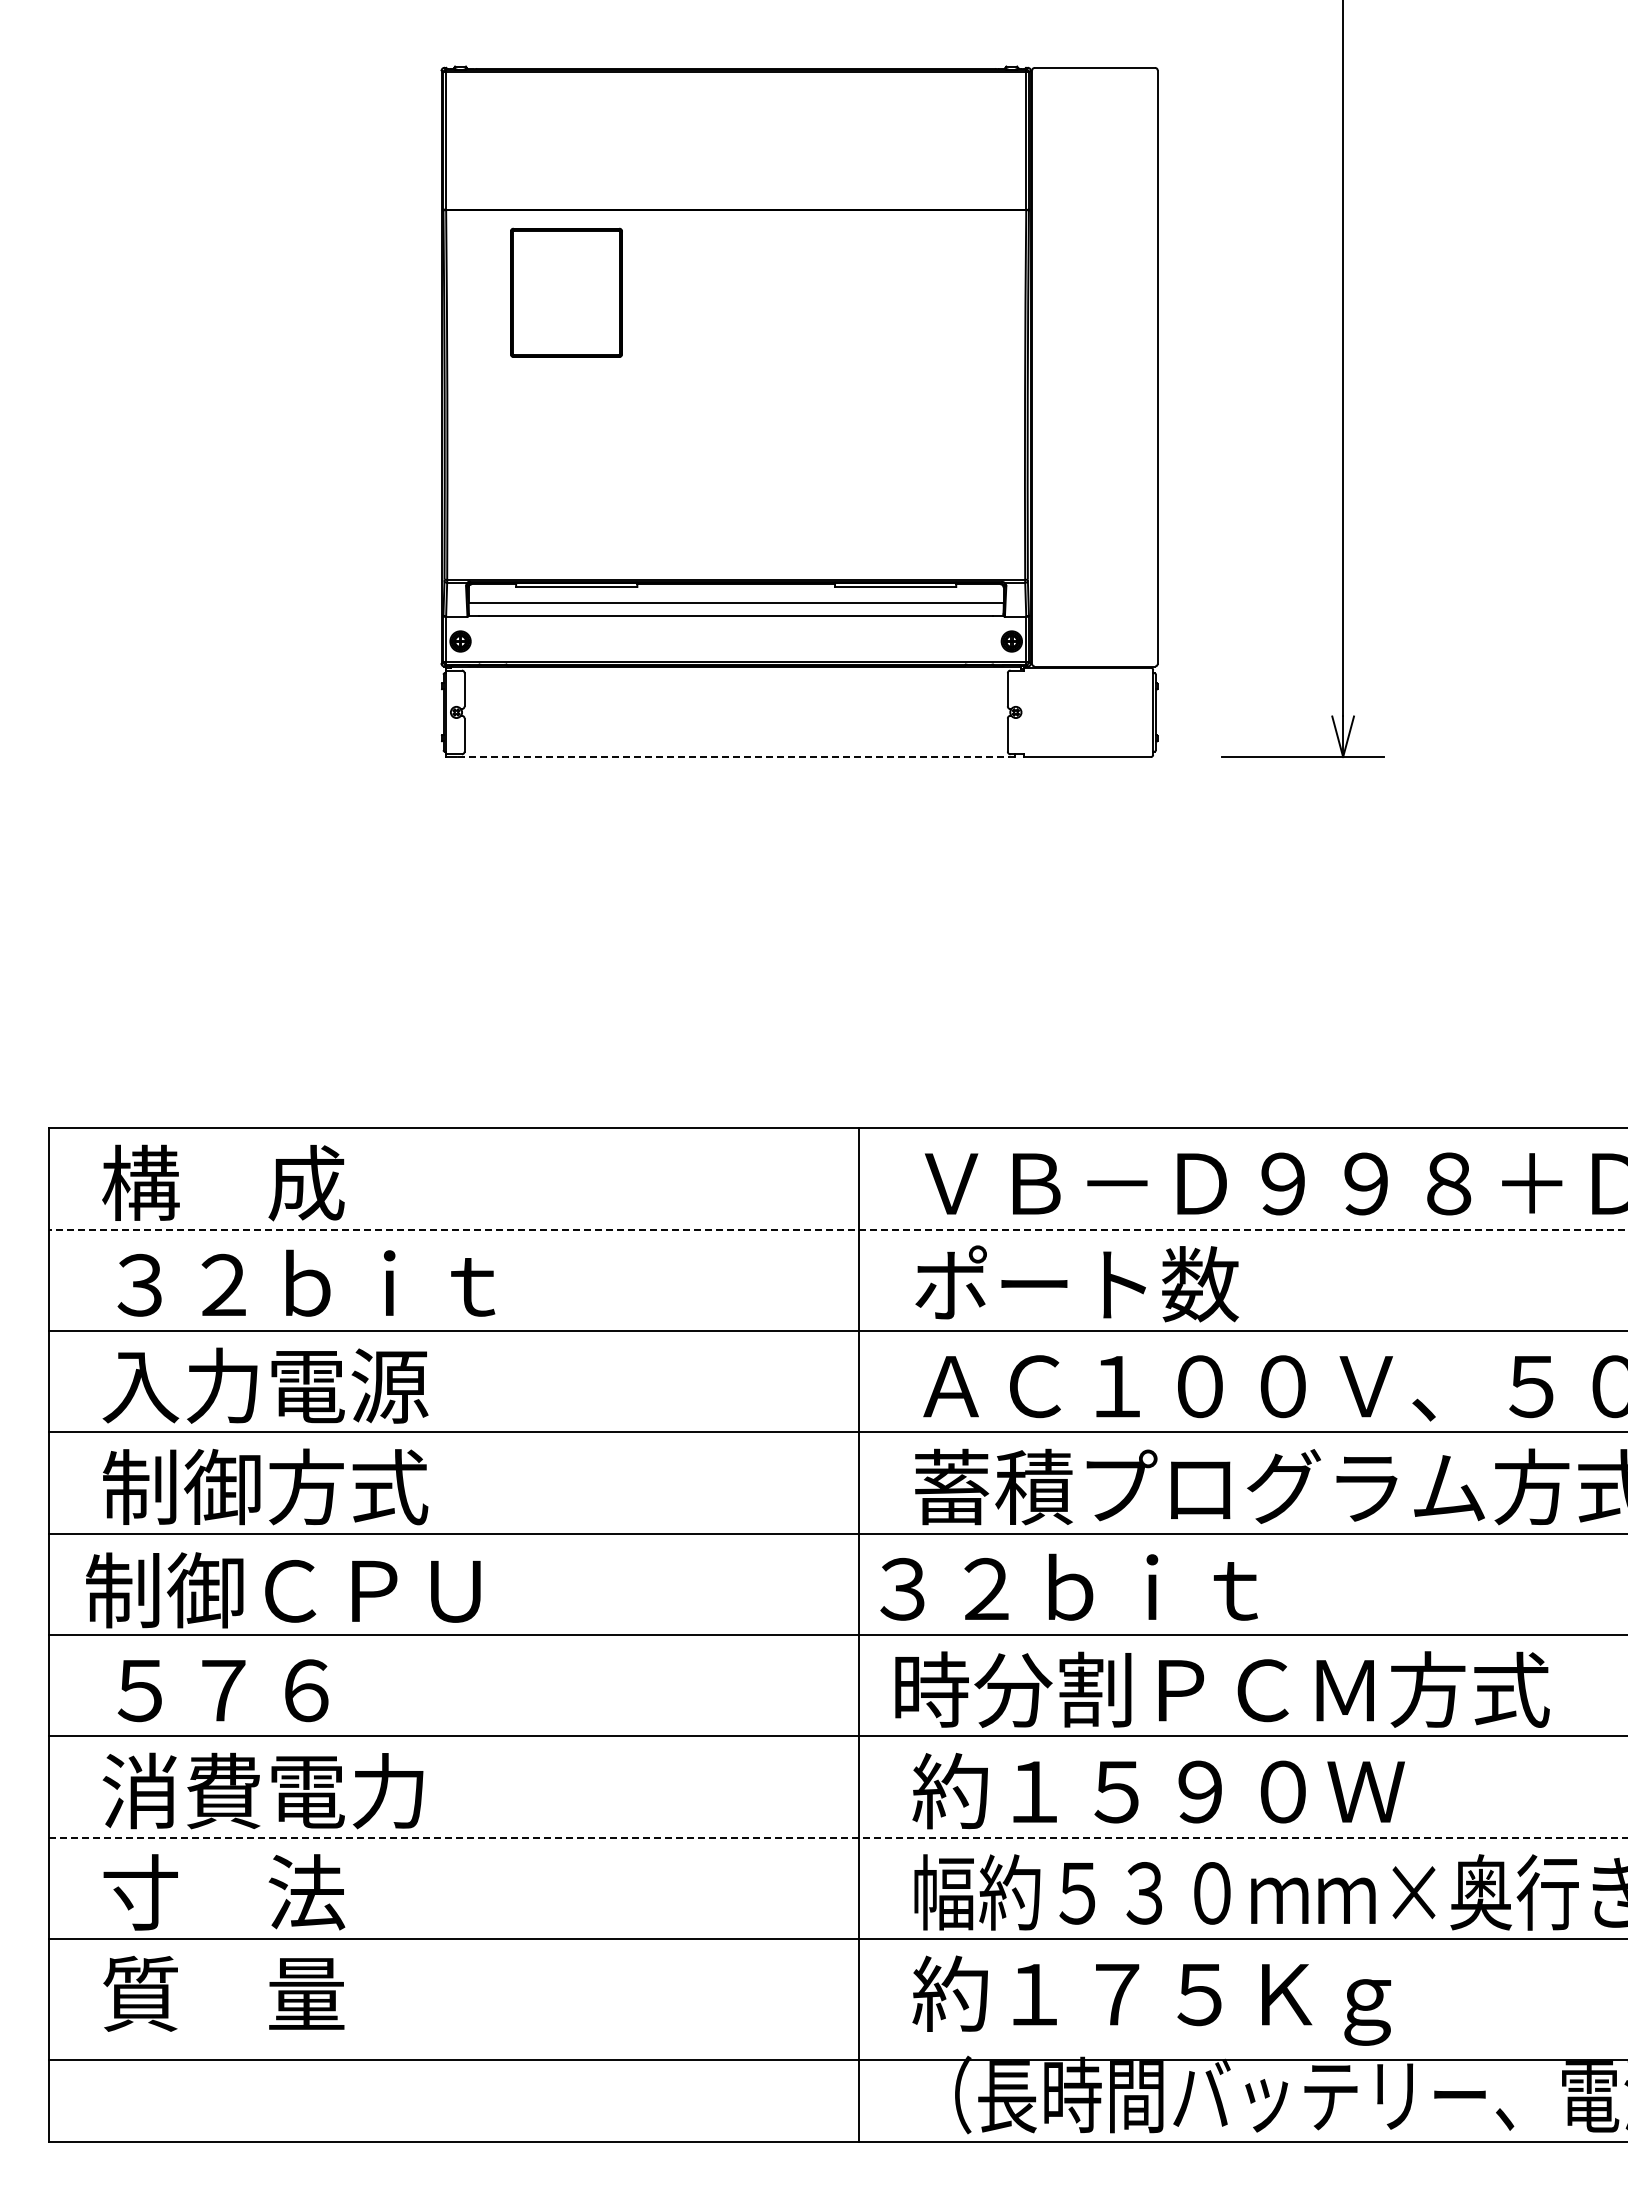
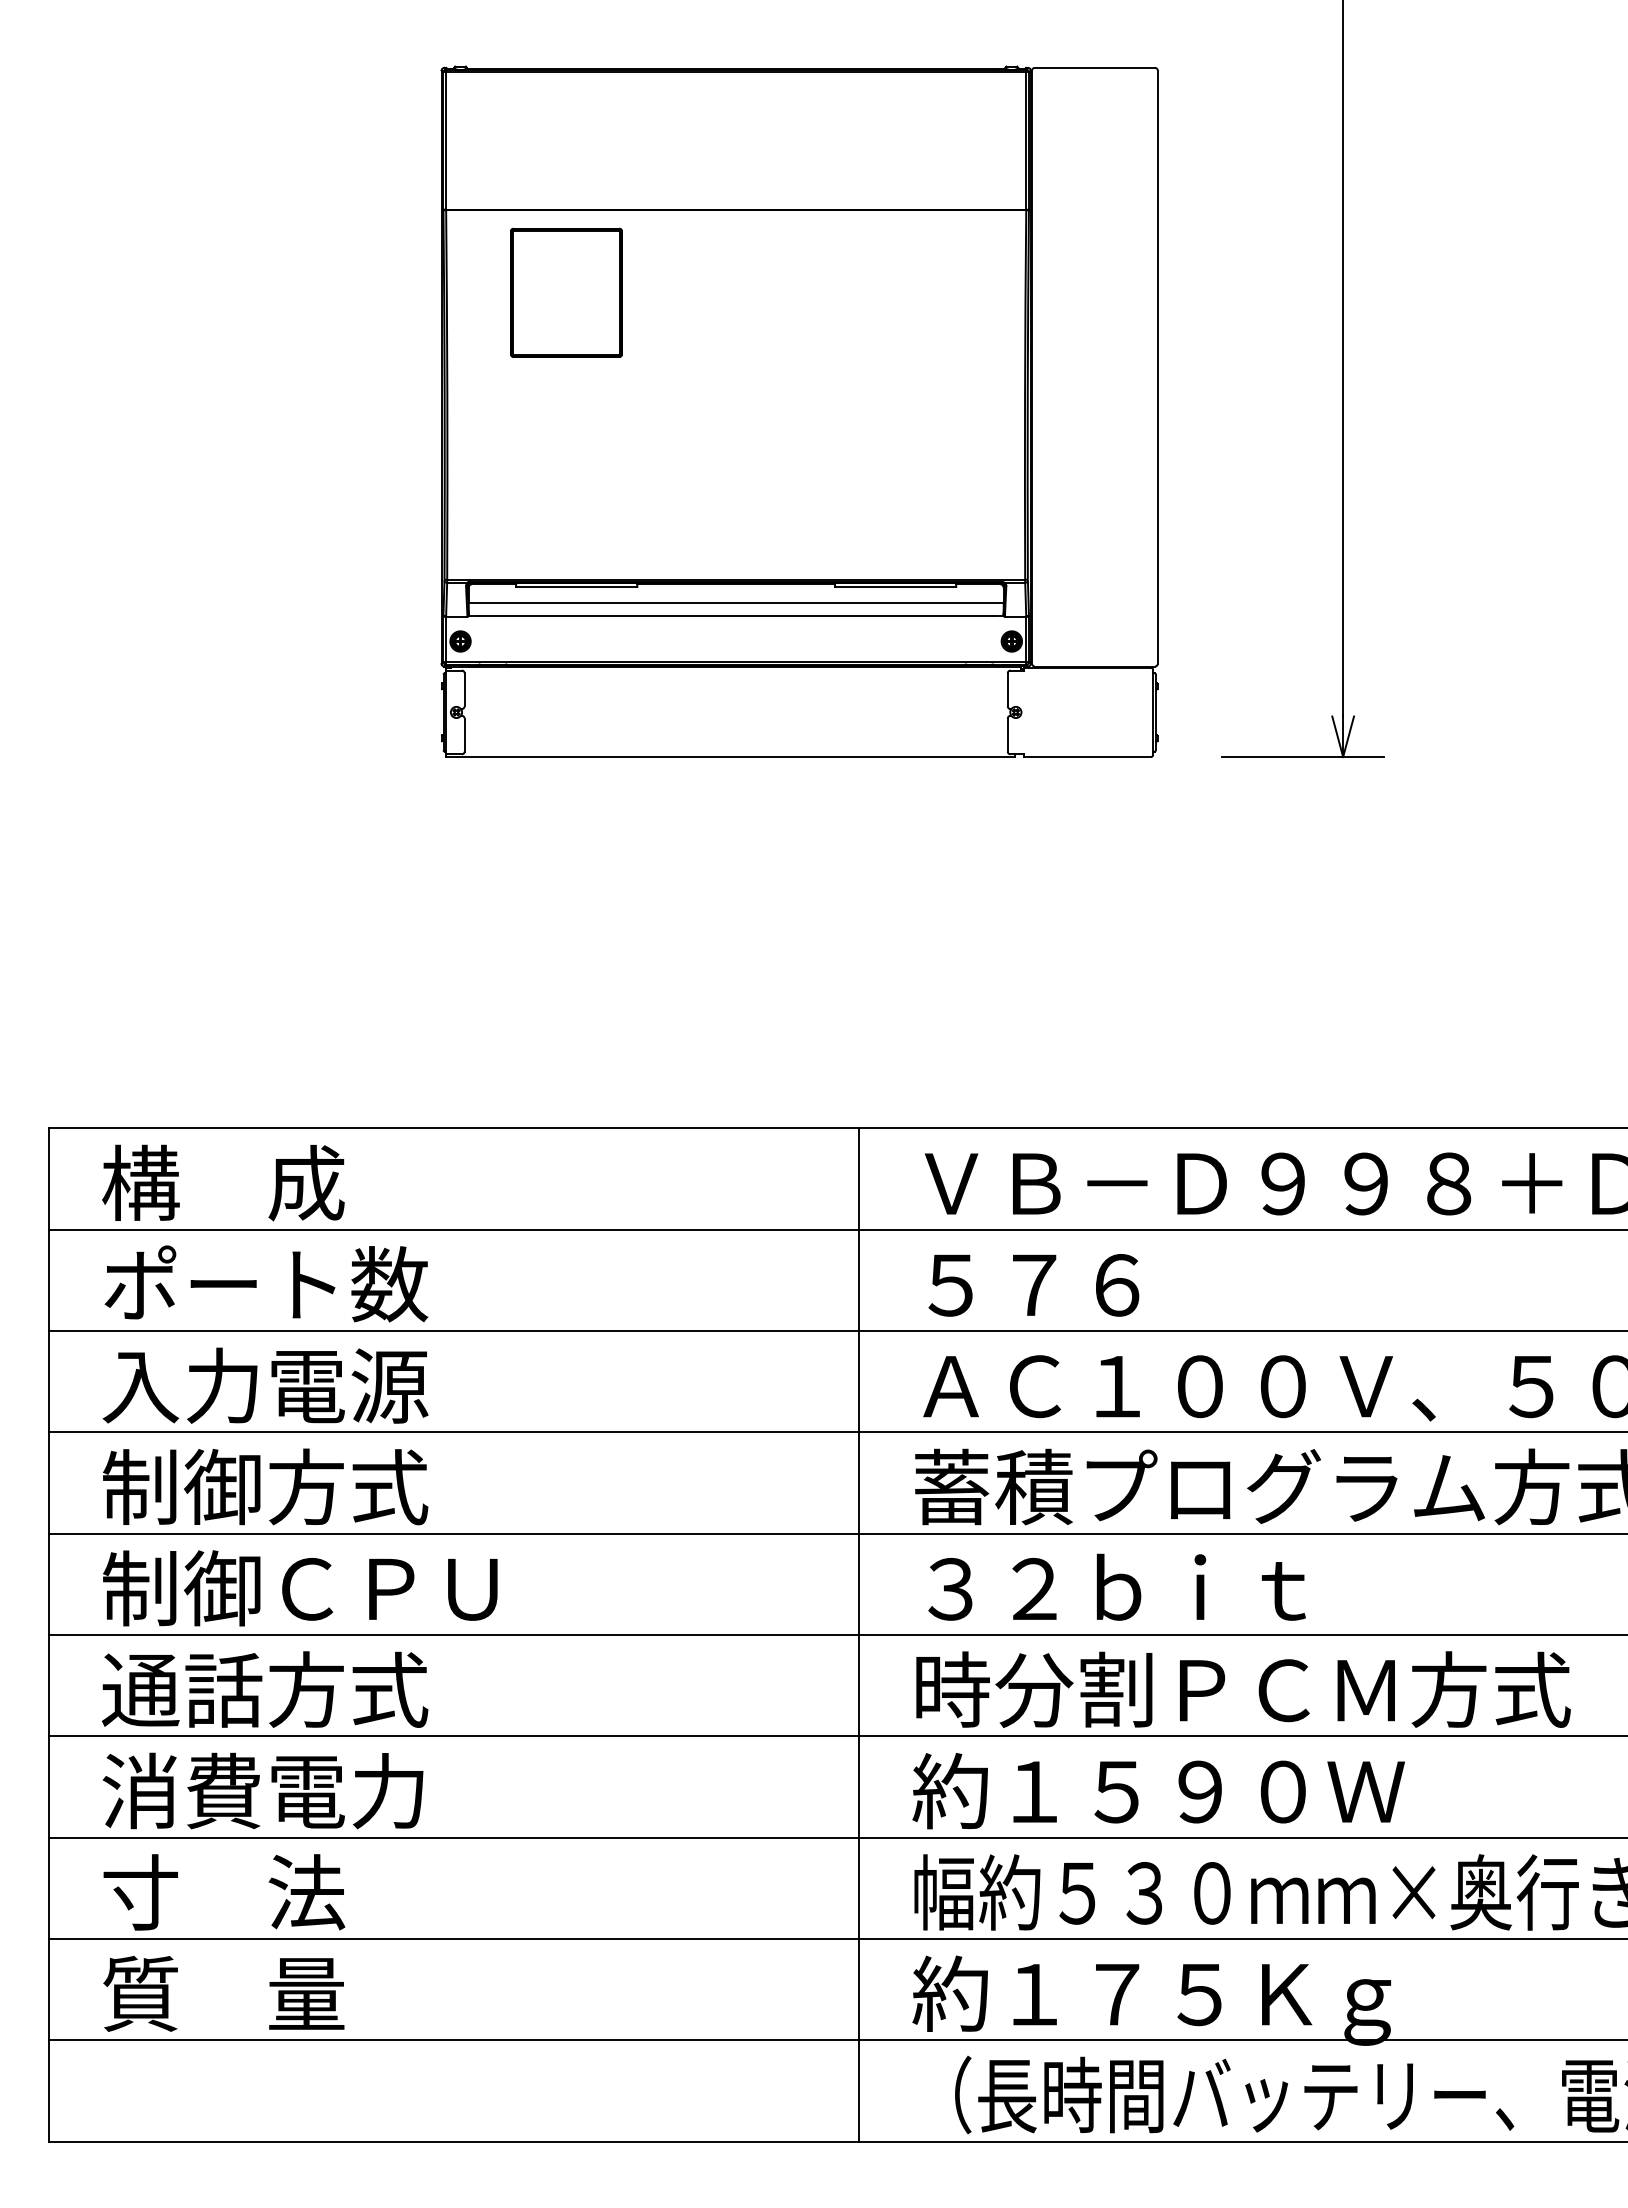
line: dashed -> solid (735, 757)
line: dashed -> solid (837, 1229)
text: ３２ｂｉｔ -> ポート数 (299, 1283)
text: ポート数 -> ５７６ (1076, 1283)
text position: (1068, 1586) -> (1116, 1586) (1116, 1586)
text position: (283, 1590) -> (300, 1588) (300, 1588)
text: ５７６ -> 通話方式 (265, 1689)
text position: (1222, 1689) -> (1243, 1689) (1243, 1689)
line: dashed -> solid (838, 1837)
line position: (836, 2060) -> (836, 2040) (836, 2040)
